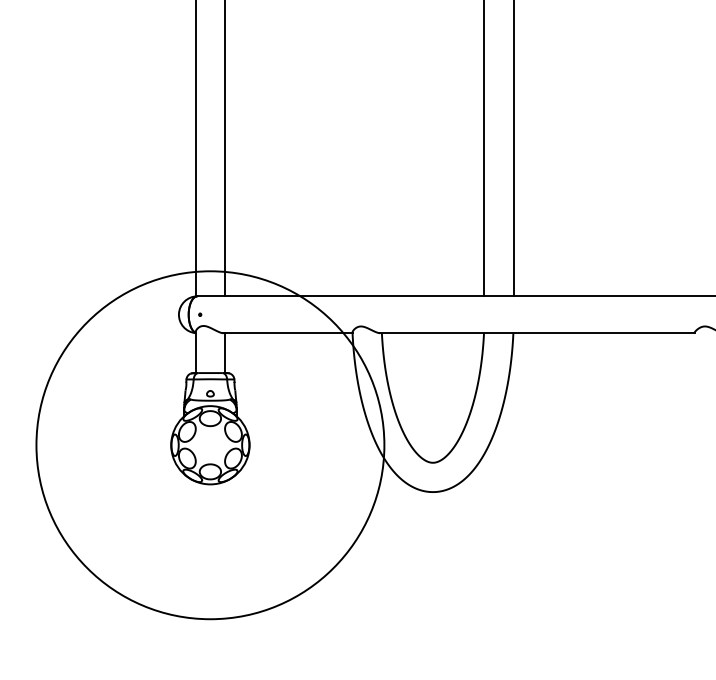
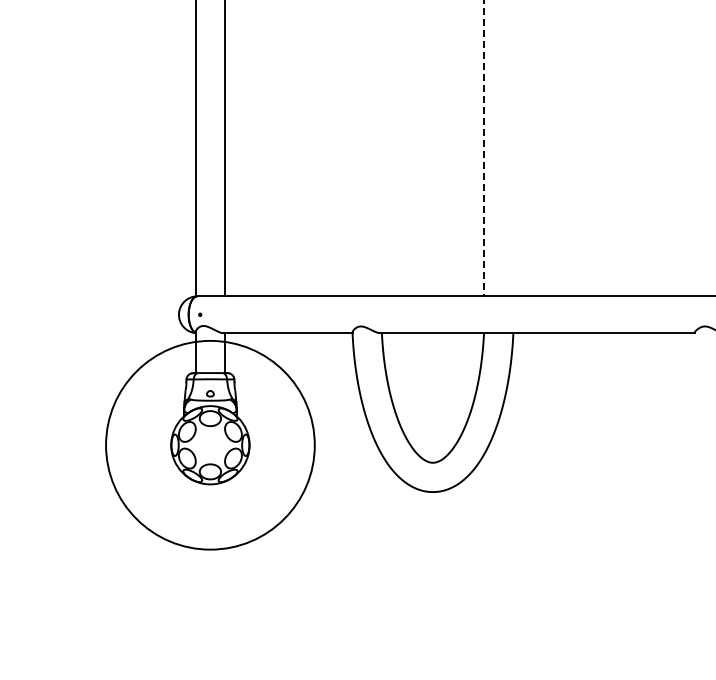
line: solid -> dashed (484, 148)
line: present -> none (513, 149)
circle diameter: 348 px -> 209 px (210, 444)
